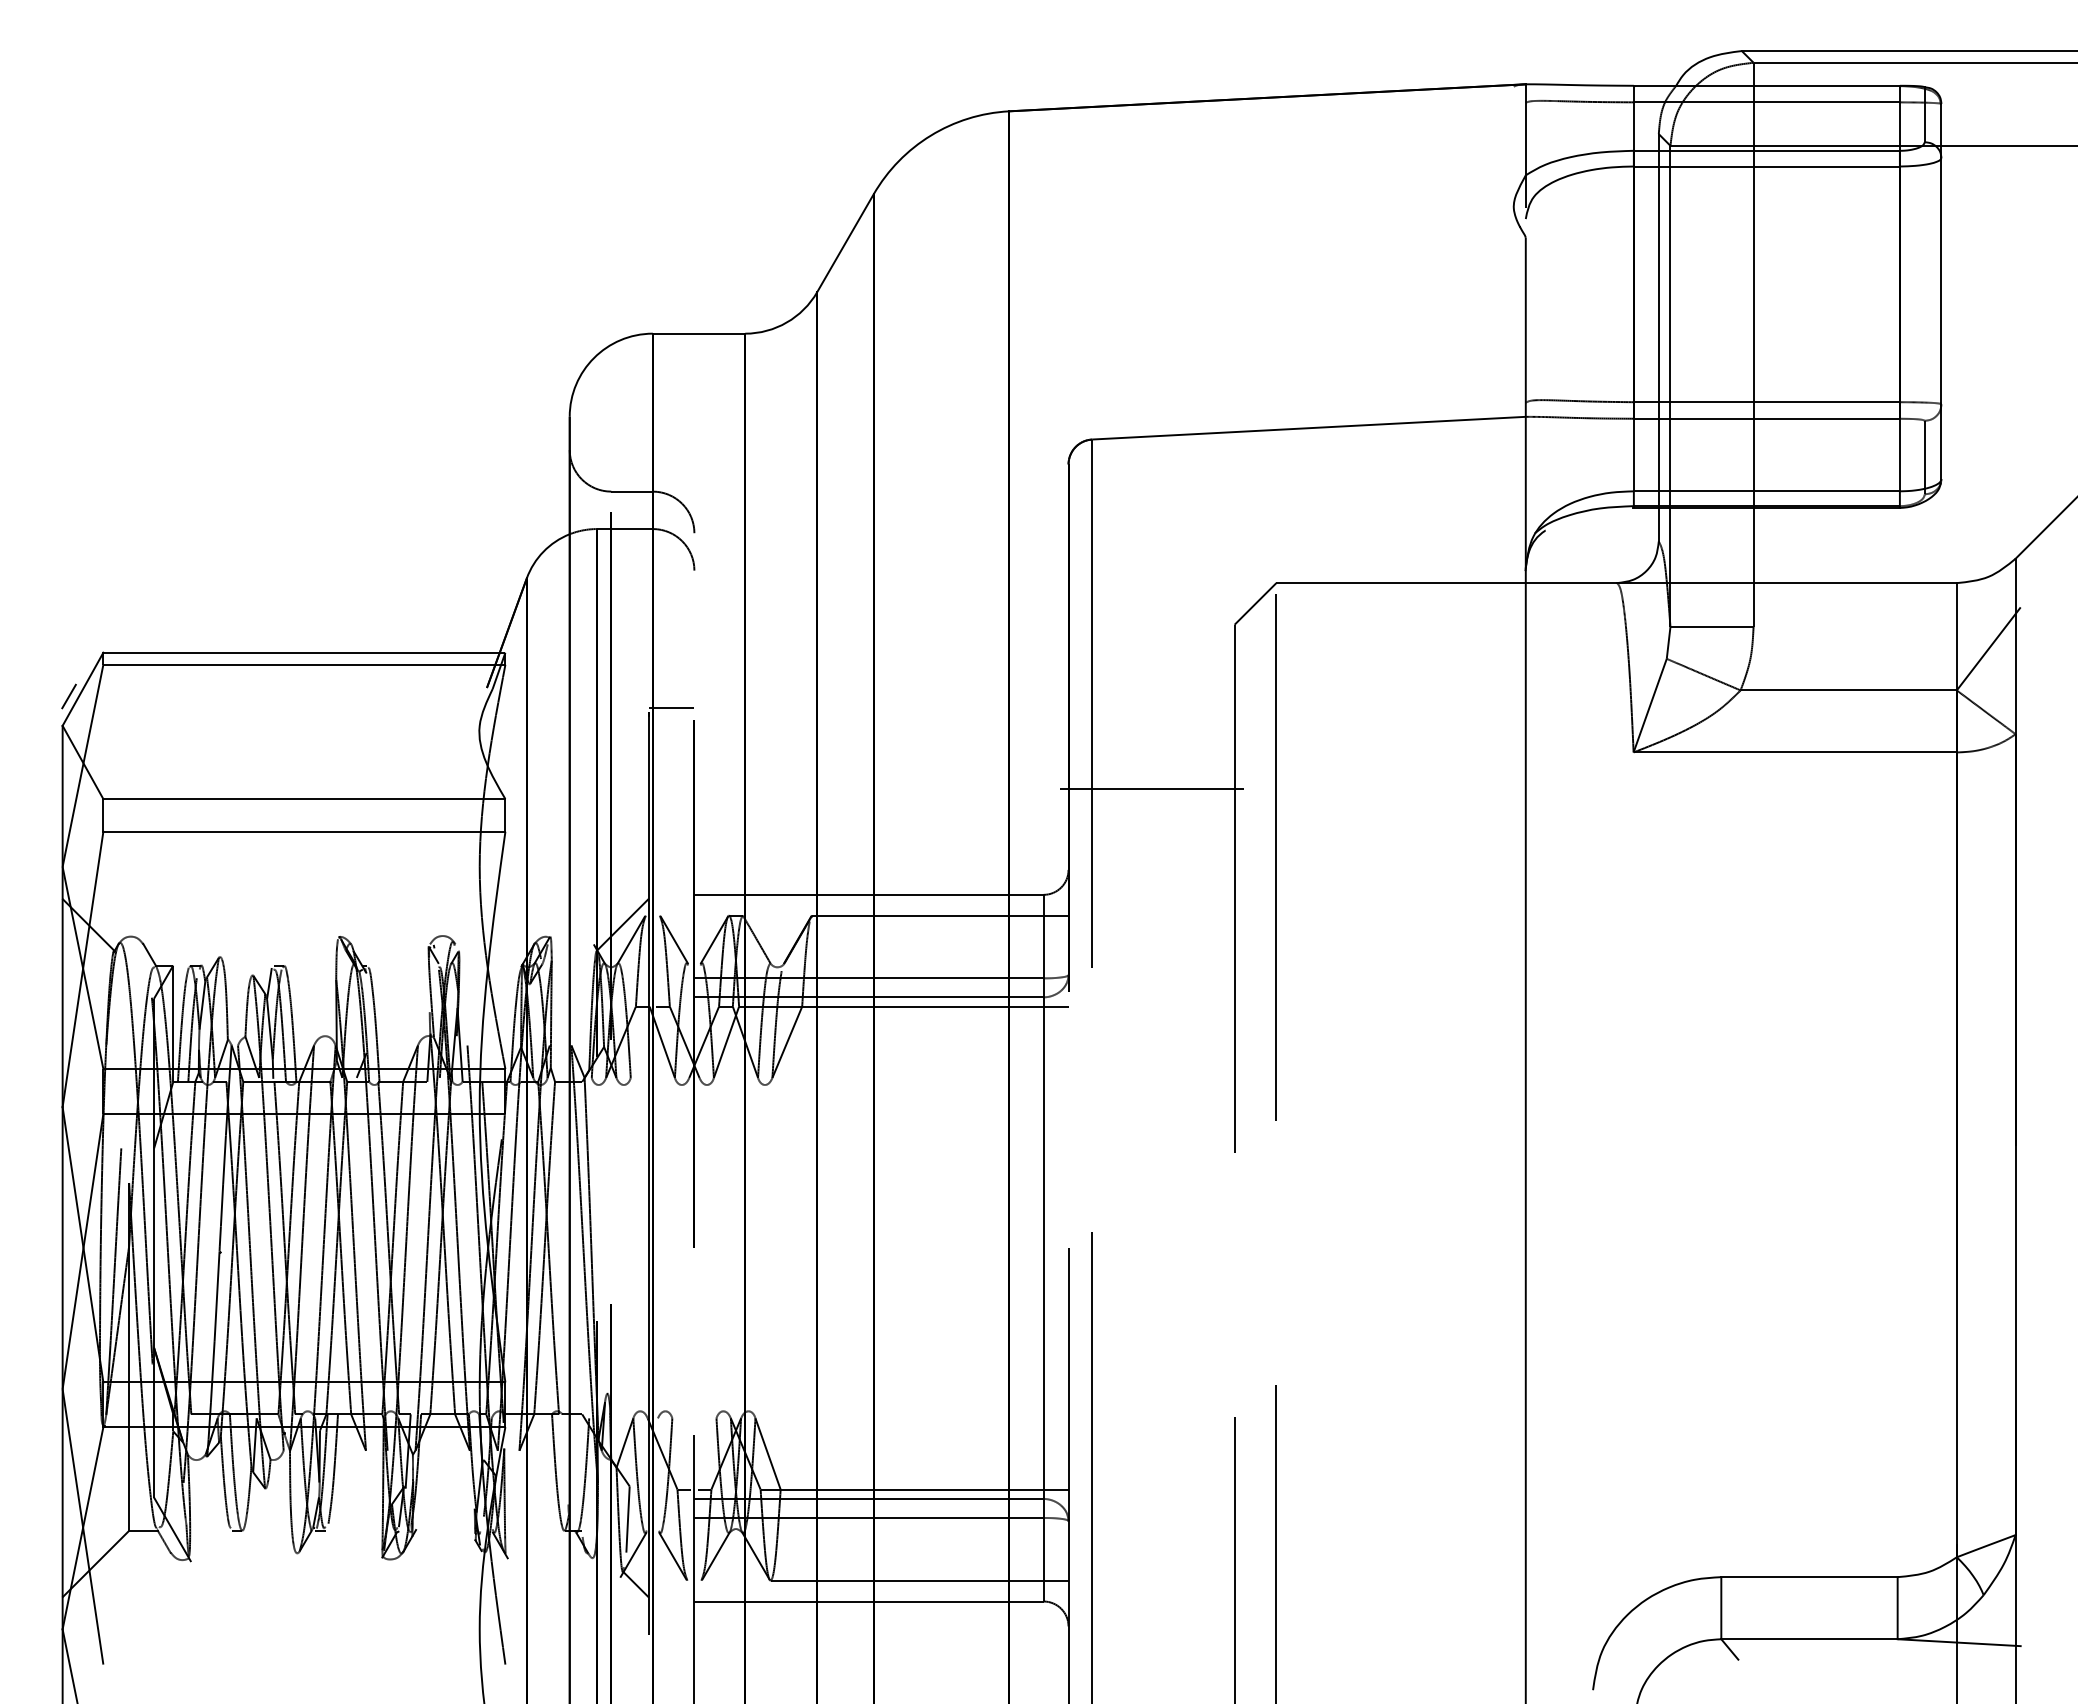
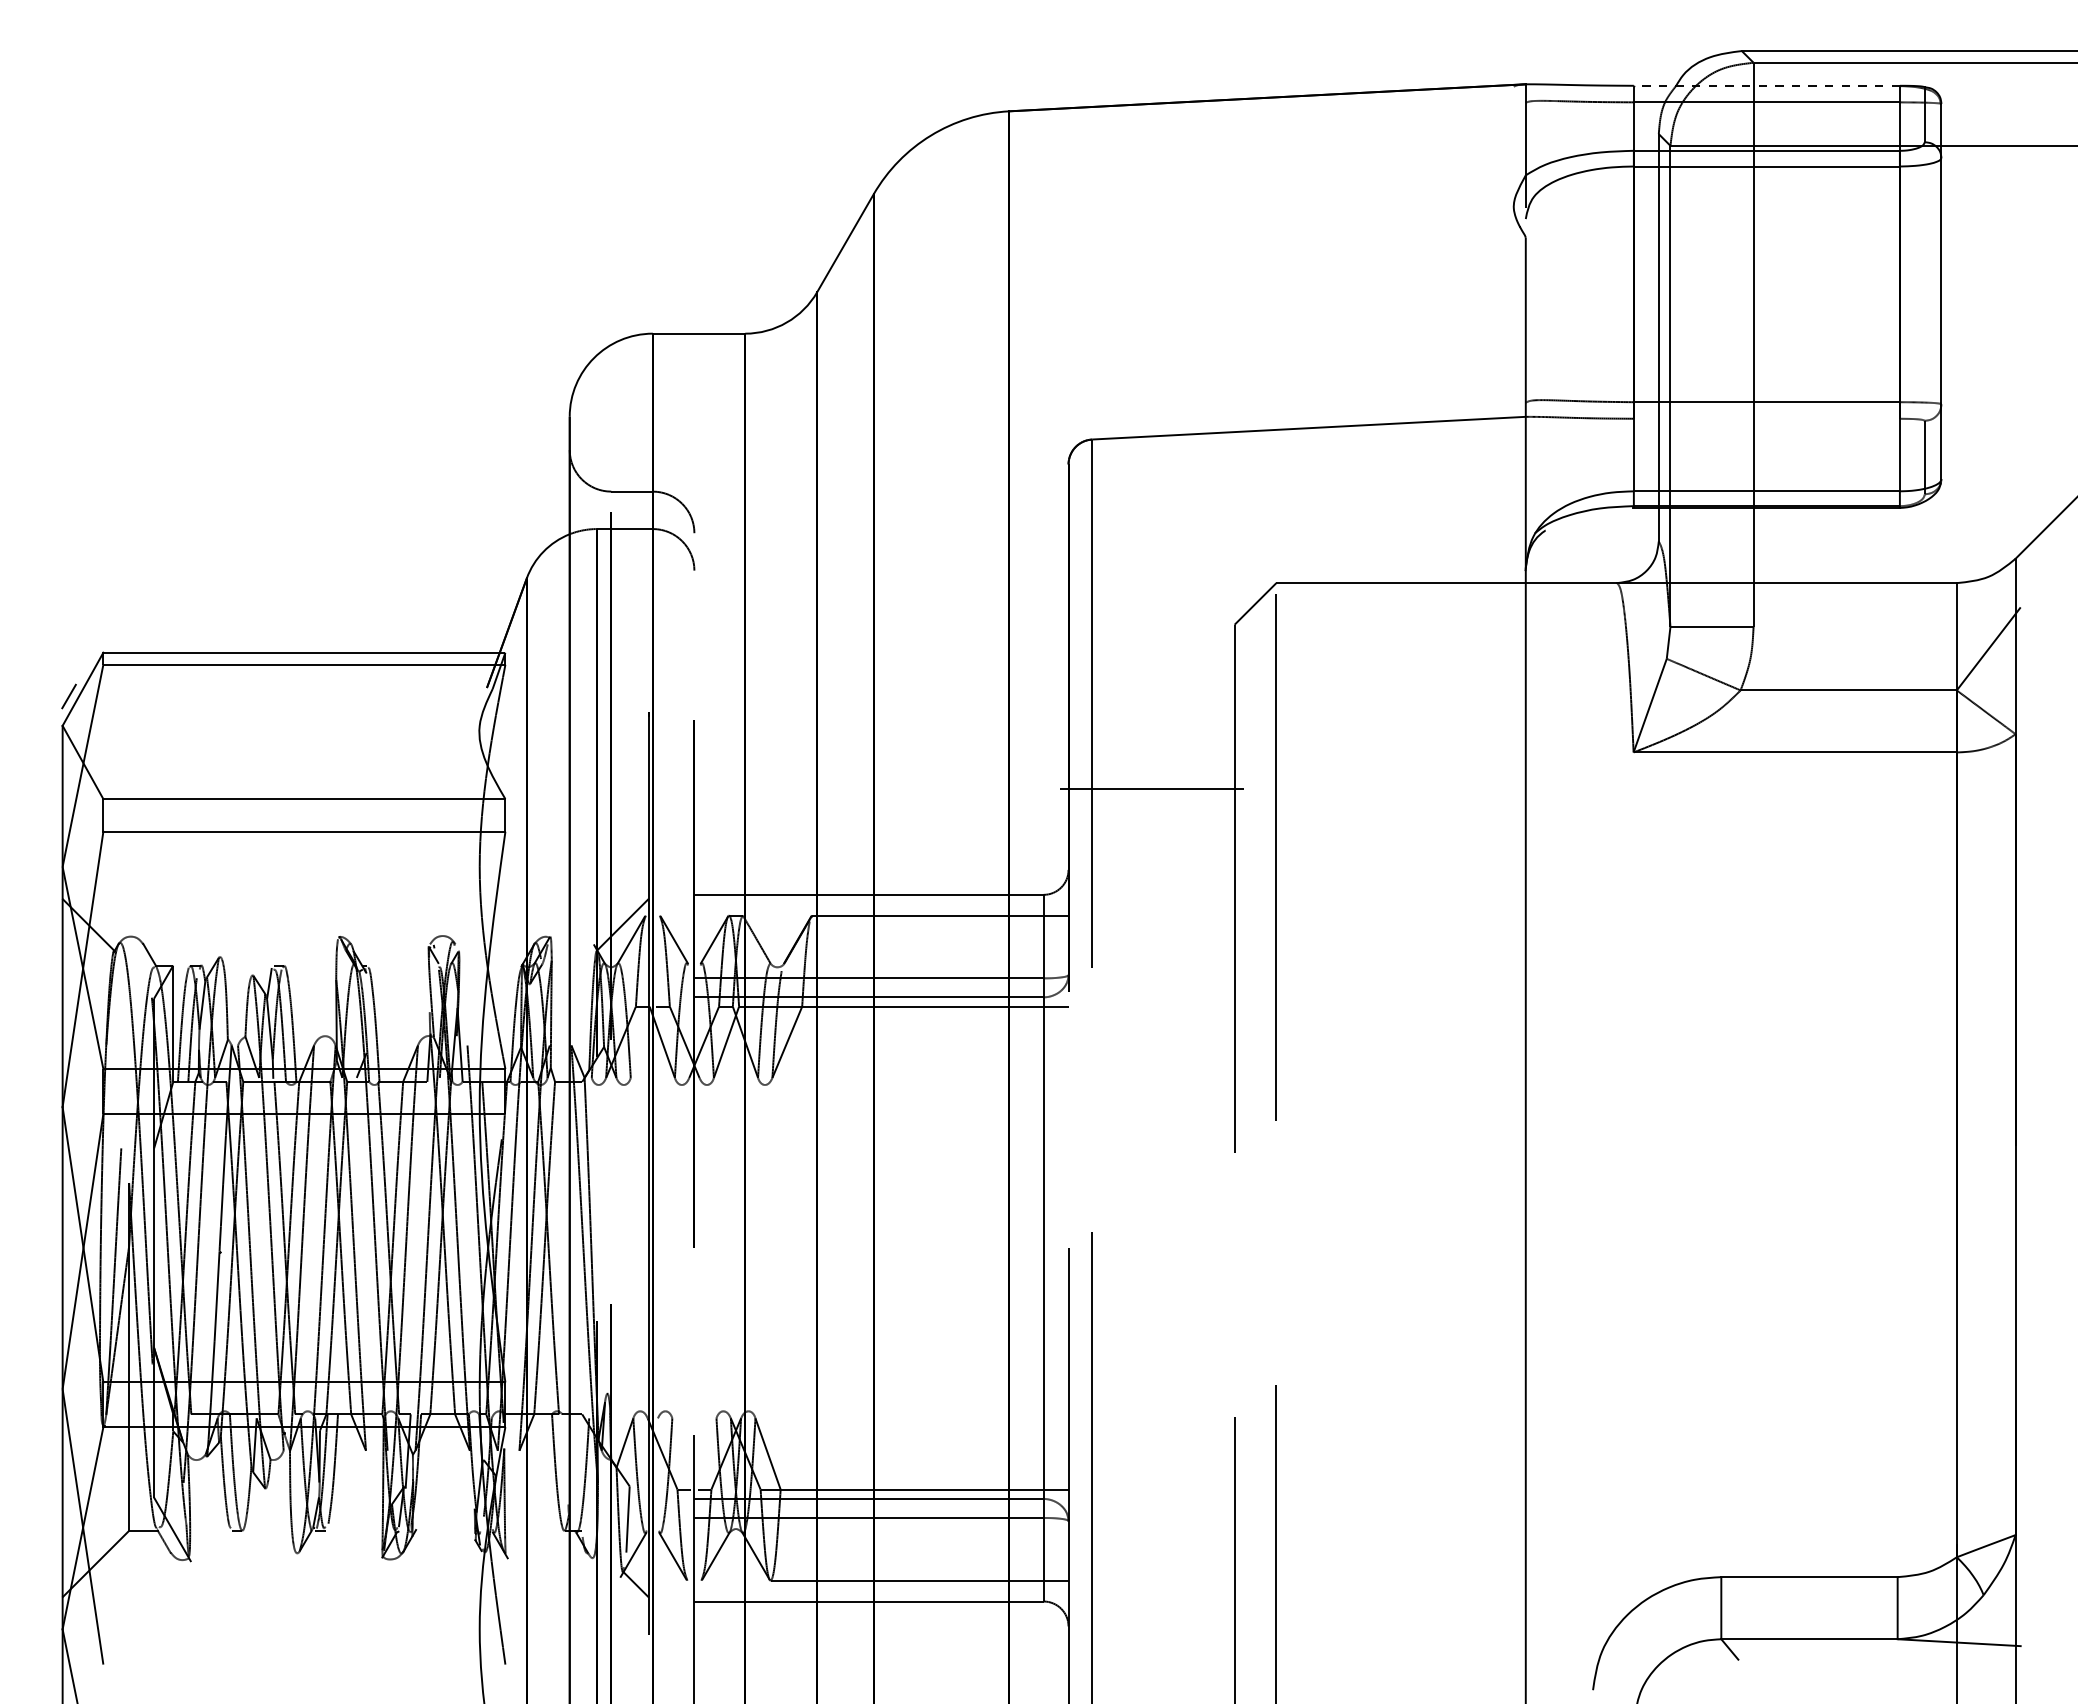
line: solid -> dashed (1766, 85)
line: present -> none (1766, 418)
line: present -> none (671, 707)
